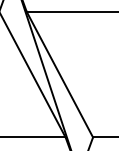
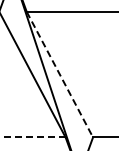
line: solid -> dashed (60, 75)
line: solid -> dashed (32, 137)
